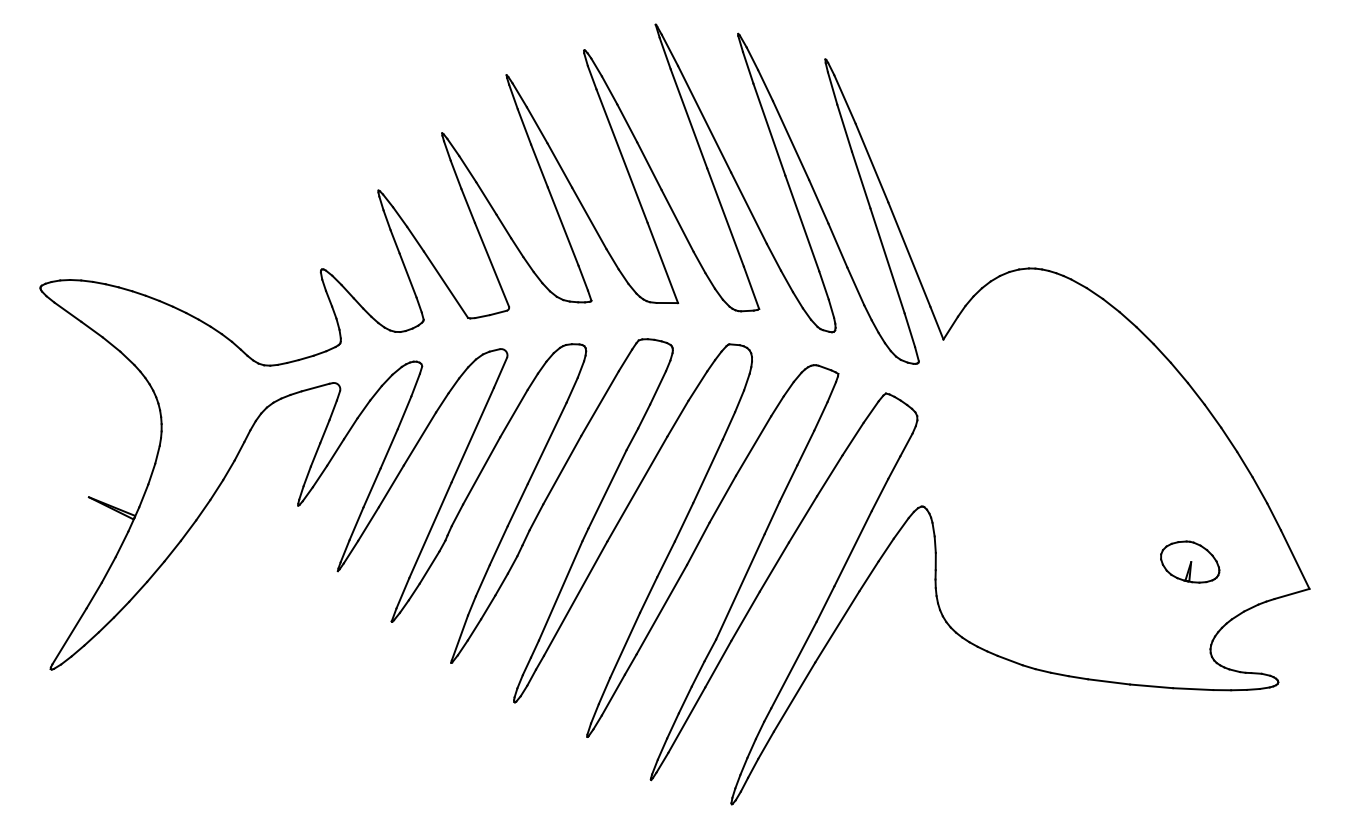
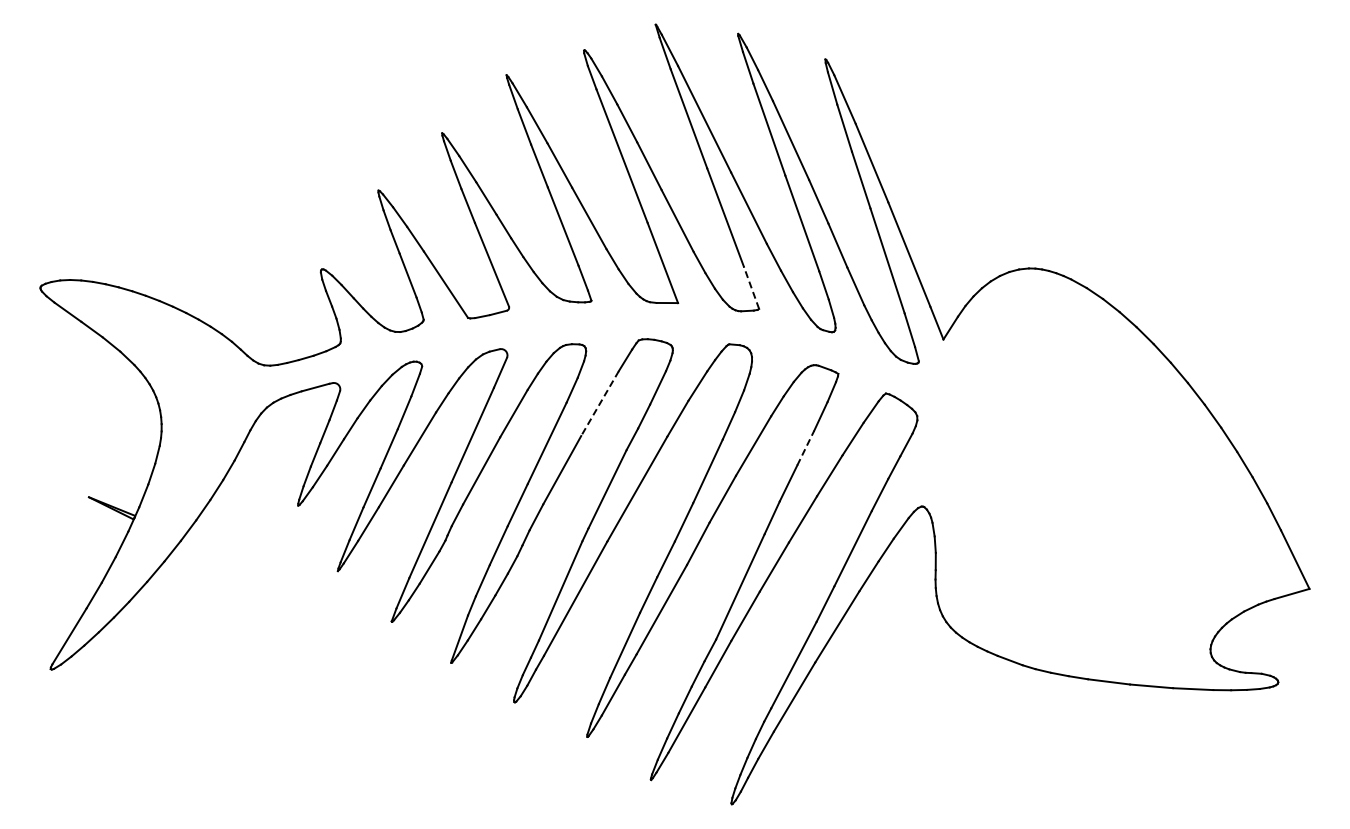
line: solid -> dashed (751, 287)
line: solid -> dashed (600, 403)
line: solid -> dashed (805, 447)
part: present -> none (1190, 561)
